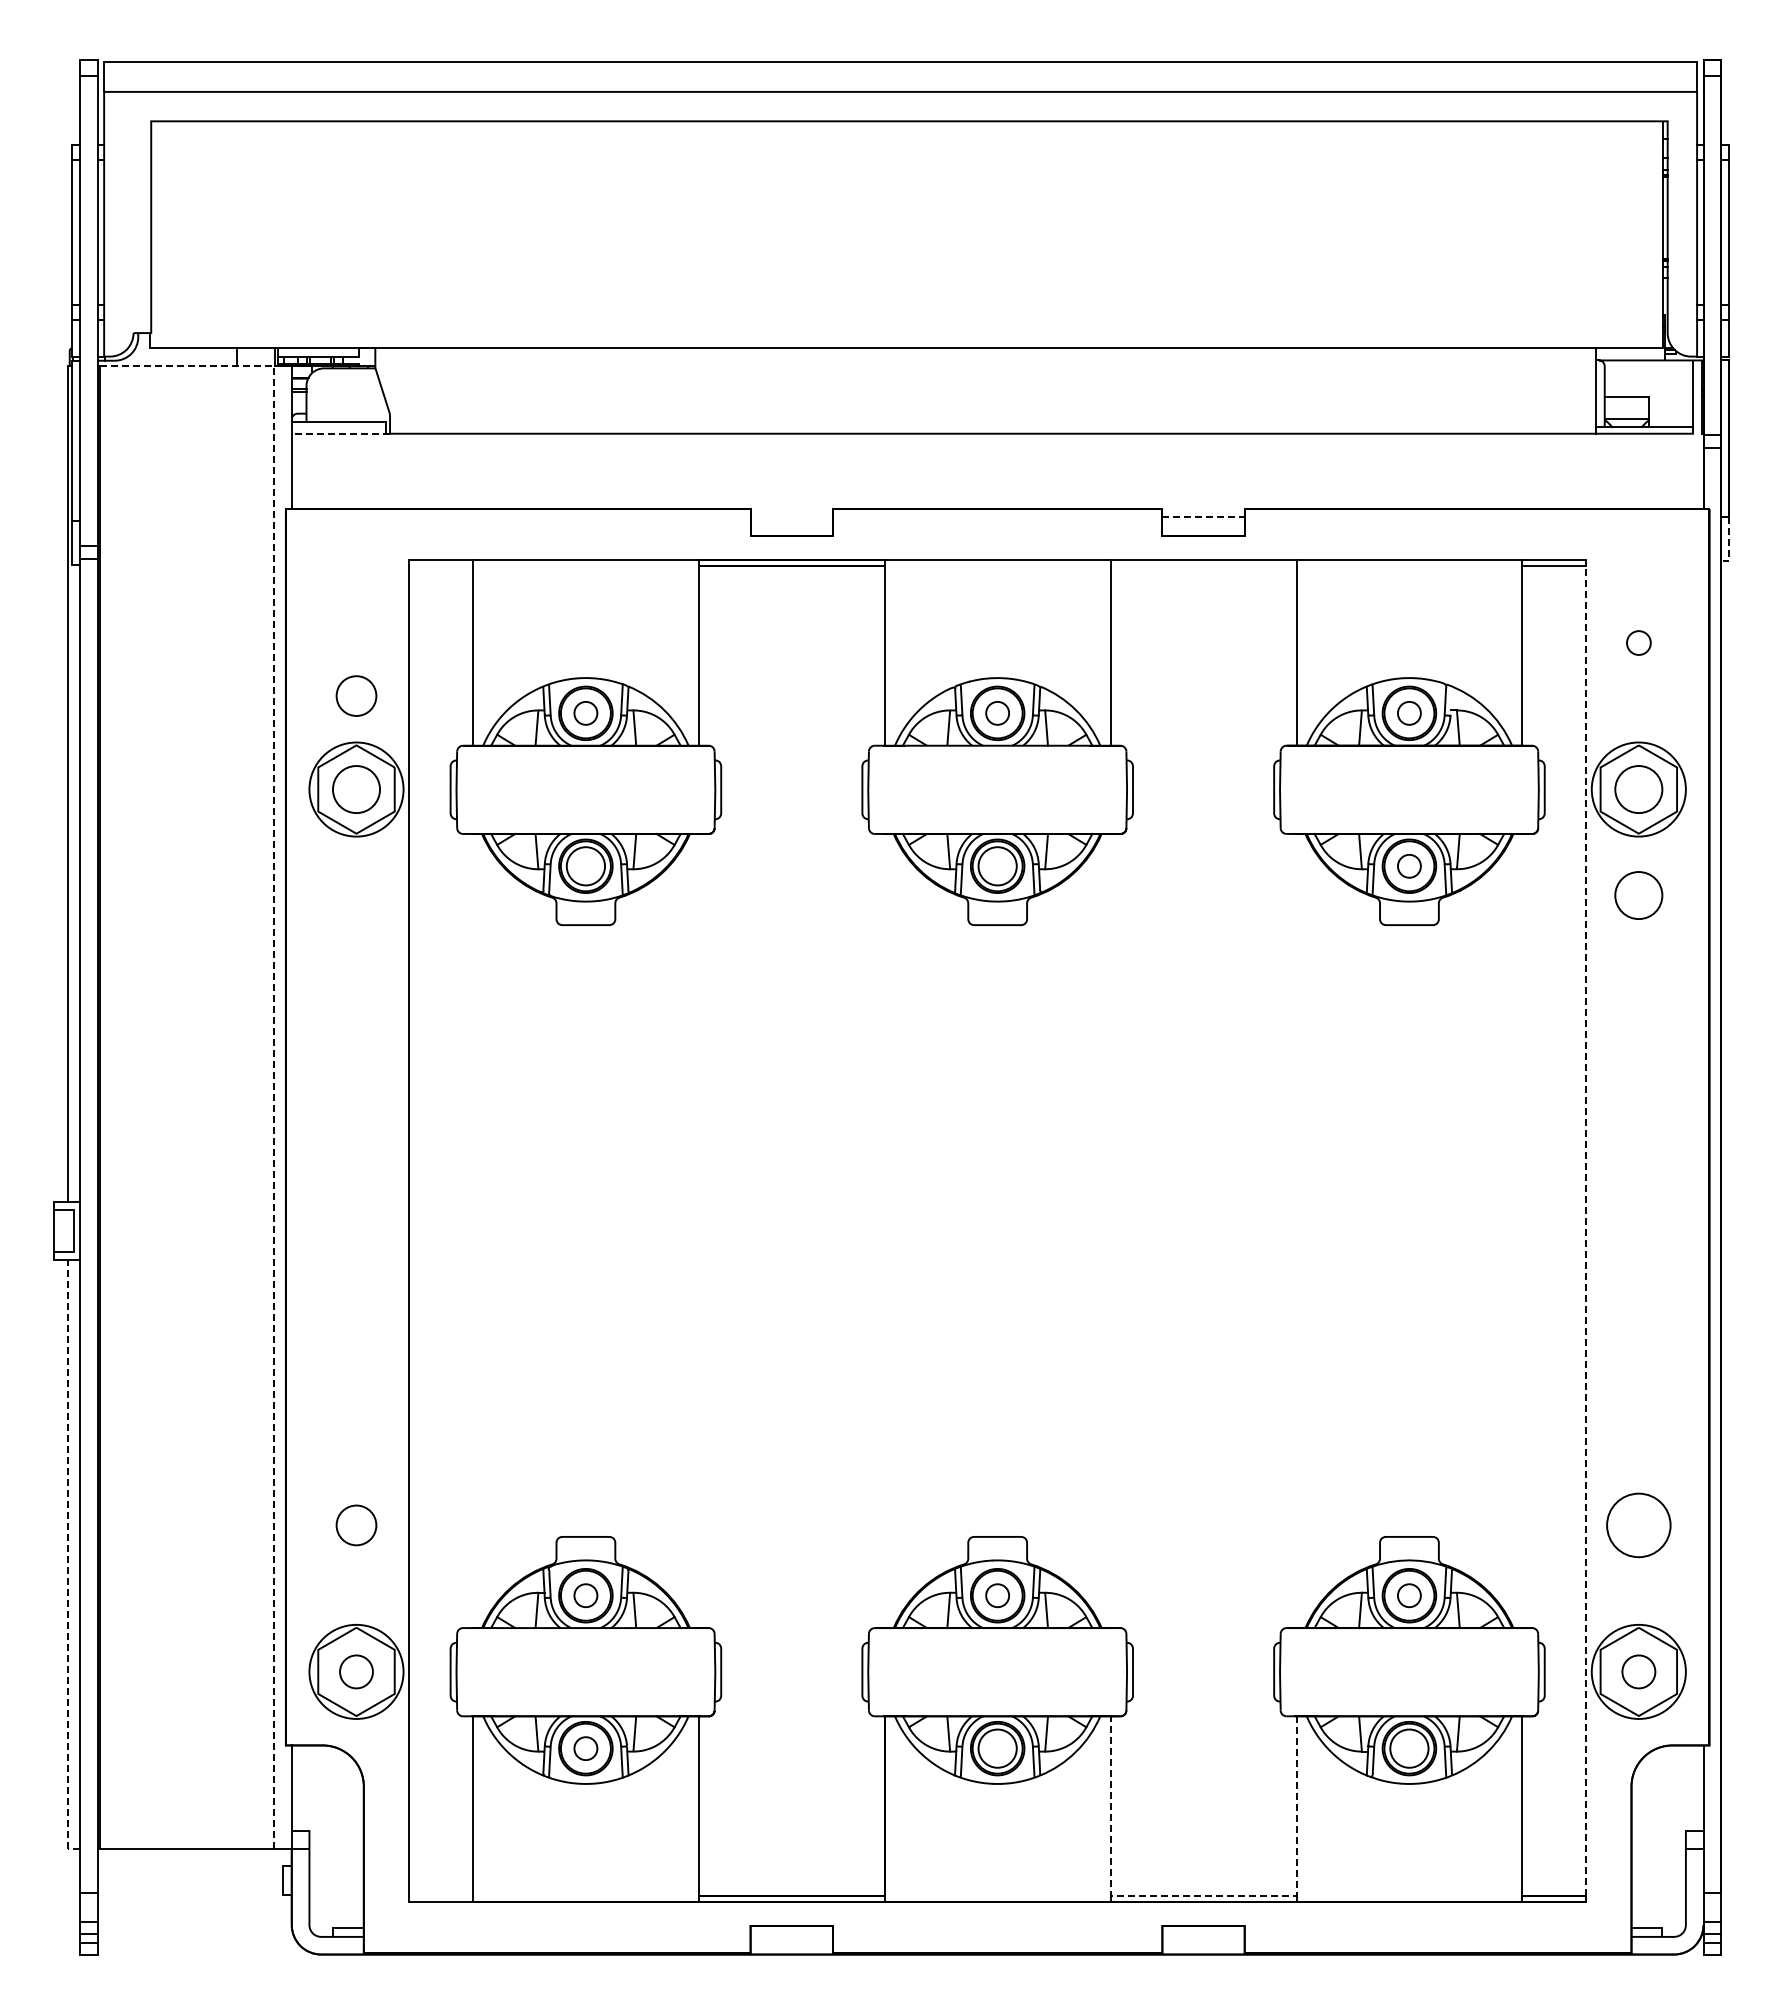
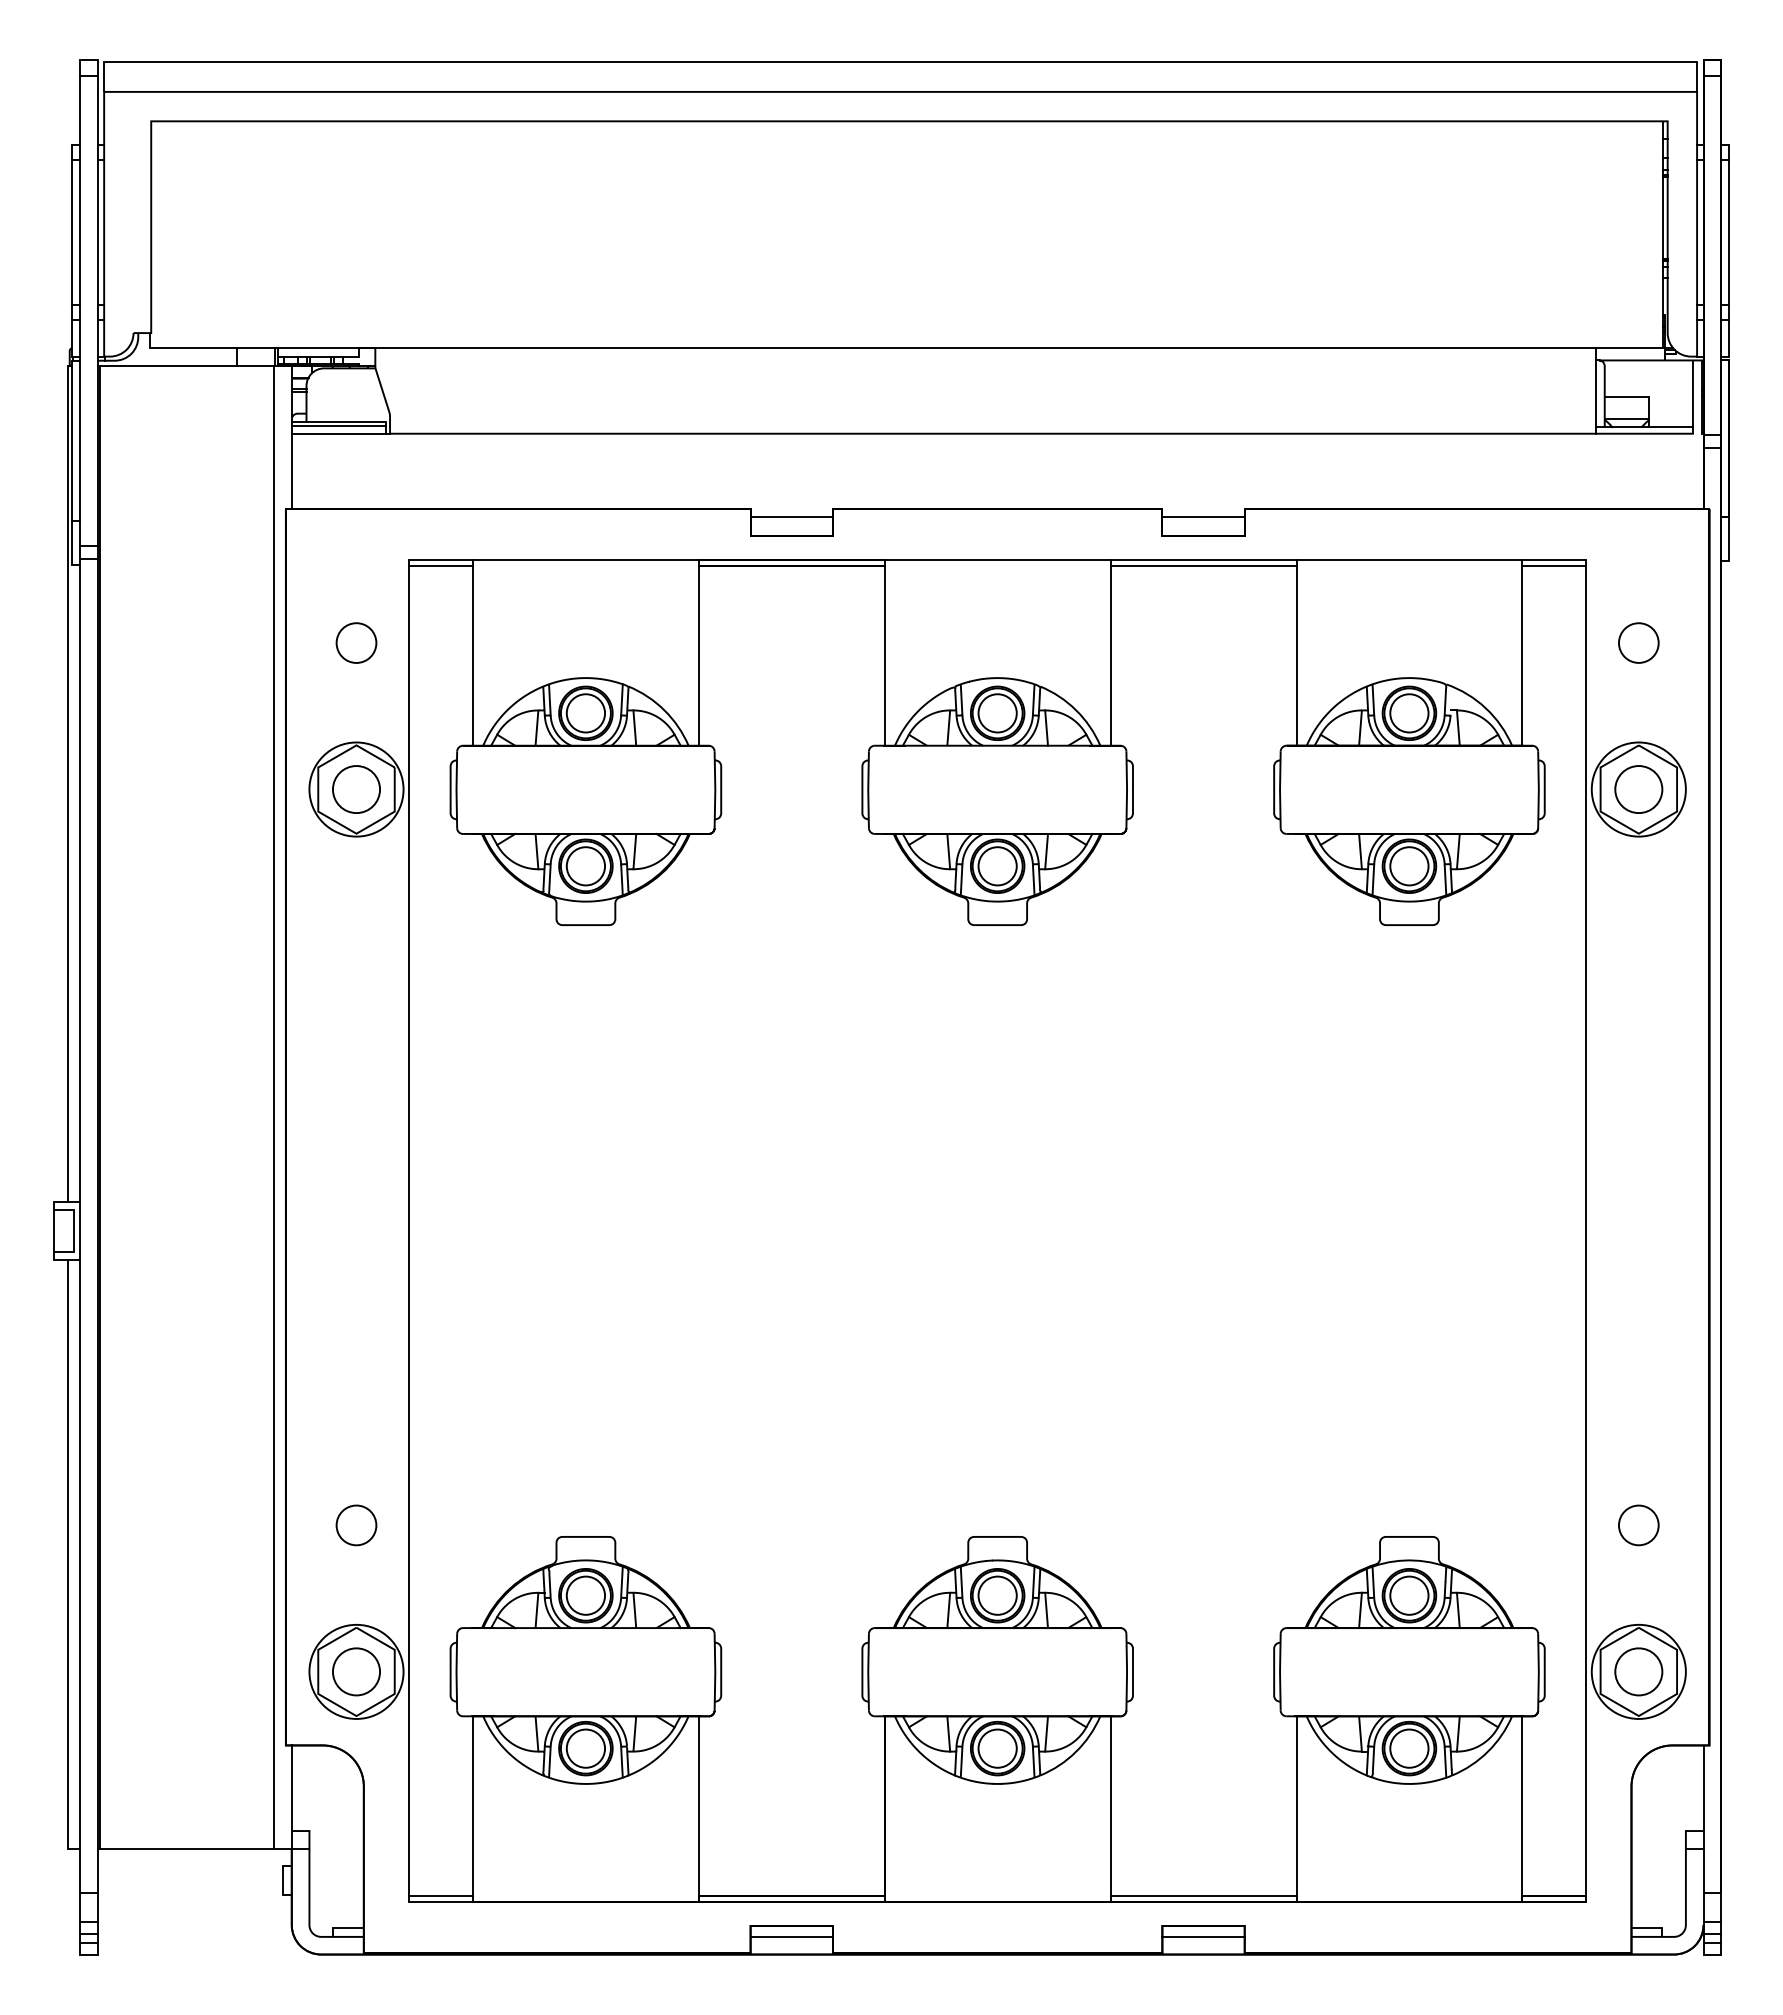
line: none -> present (338, 425)
line: dashed -> solid (341, 433)
line: none -> present (791, 516)
line: dashed -> solid (1204, 516)
line: dashed -> solid (1729, 544)
line: none -> present (440, 566)
line: none -> present (1203, 566)
circle size: 26x26 px -> 42x42 px (1638, 642)
circle position: (356, 695) -> (356, 642) (356, 642)
circle diameter: 23 px -> 38 px (585, 713)
circle diameter: 23 px -> 38 px (997, 713)
circle diameter: 23 px -> 38 px (1409, 713)
circle diameter: 23 px -> 38 px (1409, 866)
circle: present -> none (1638, 895)
line: dashed -> solid (274, 1020)
line: dashed -> solid (1585, 1231)
circle diameter: 64 px -> 40 px (1638, 1525)
line: dashed -> solid (68, 1561)
circle diameter: 23 px -> 38 px (585, 1595)
circle diameter: 23 px -> 38 px (997, 1595)
circle diameter: 23 px -> 38 px (1409, 1595)
circle size: 35x36 px -> 49x50 px (356, 1671)
circle size: 36x36 px -> 50x50 px (1638, 1671)
circle diameter: 23 px -> 38 px (585, 1748)
line: none -> present (440, 1895)
line: dashed -> solid (1203, 1895)
line: none -> present (791, 1936)
line: none -> present (1203, 1936)
